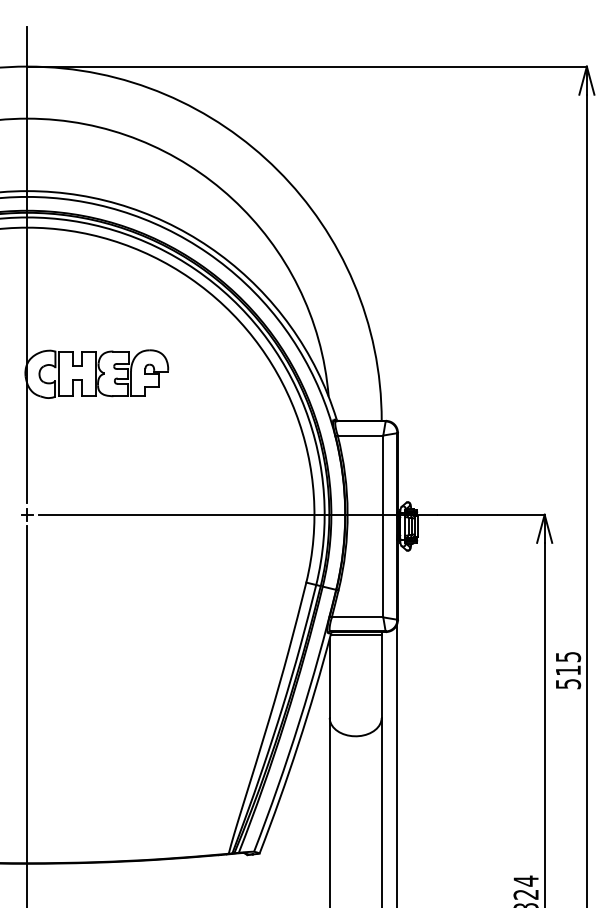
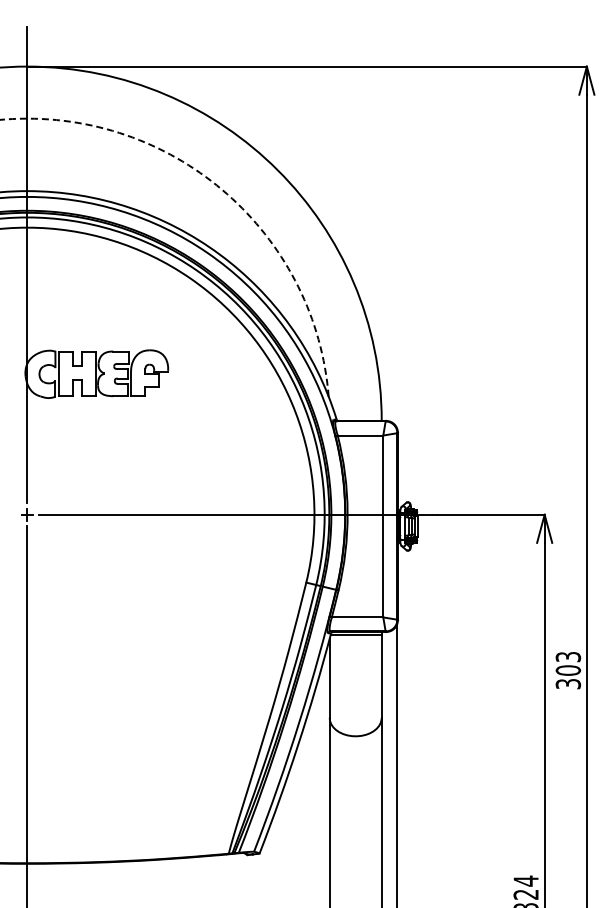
arc: solid -> dashed (222, 189)
text: 515 -> 303 (568, 670)
